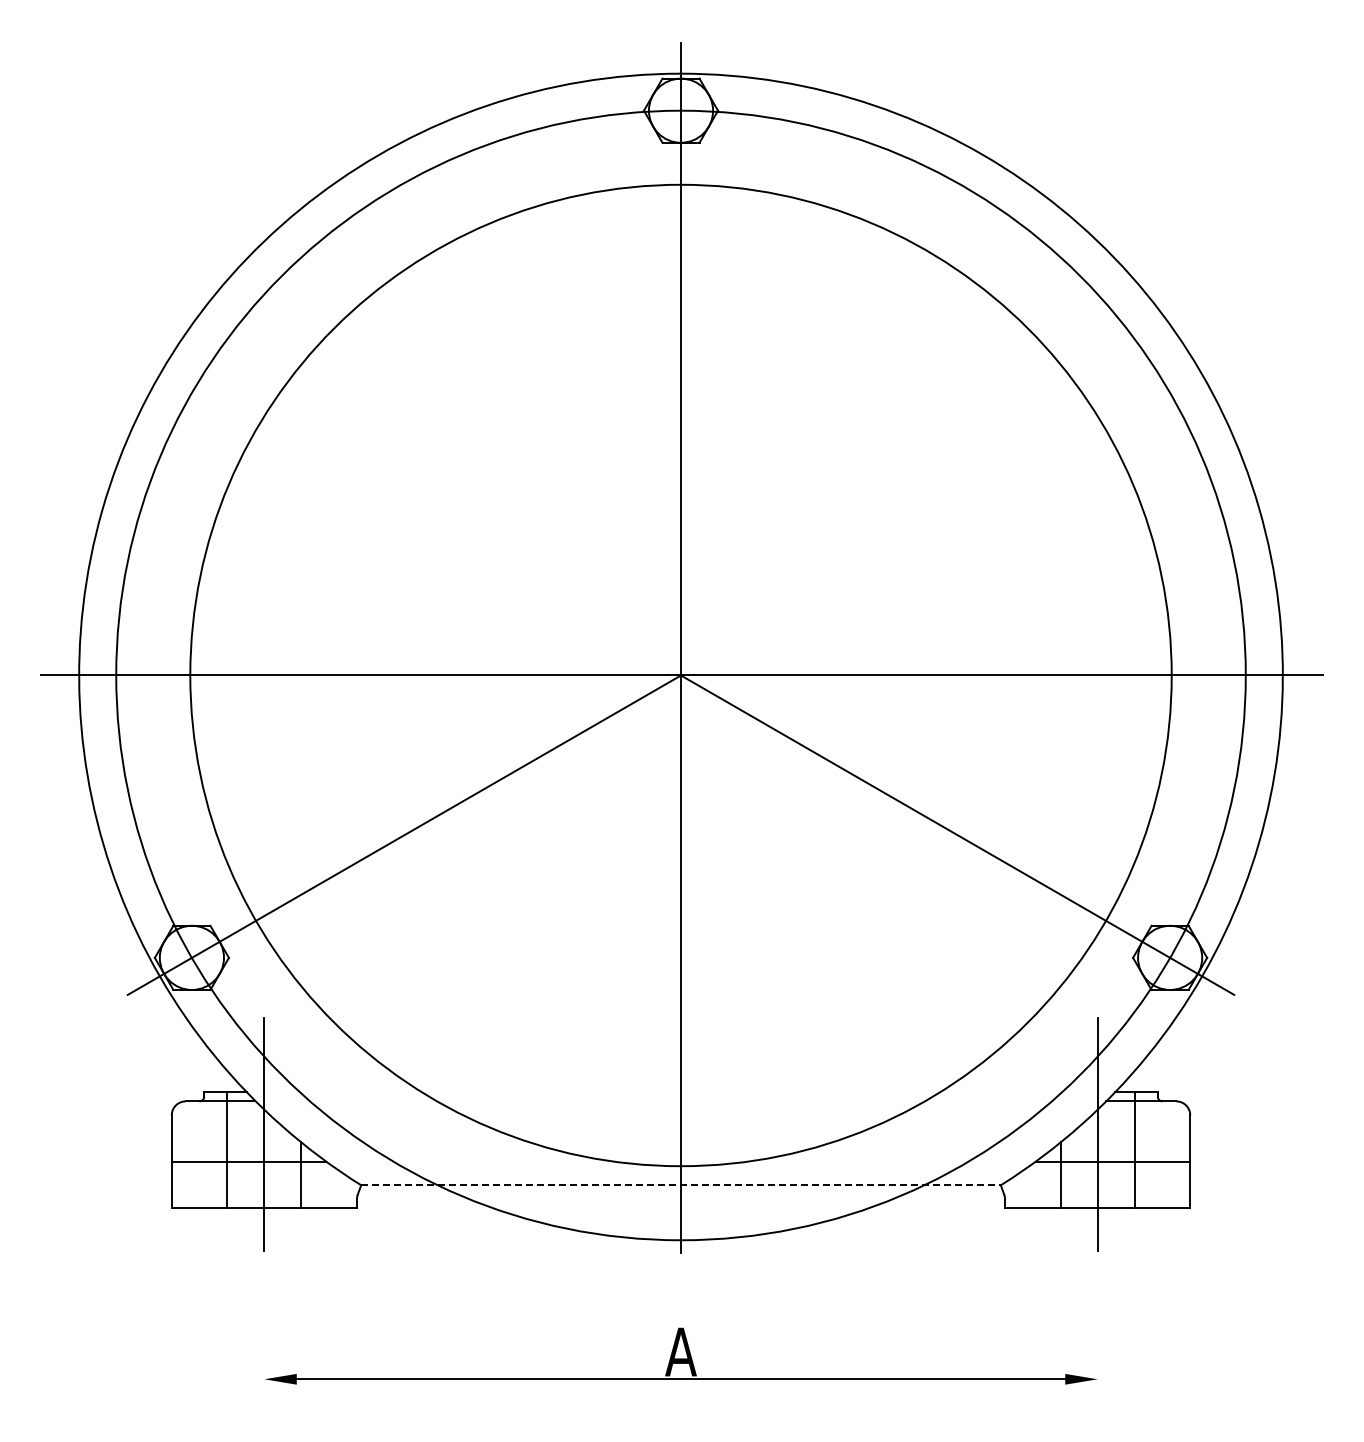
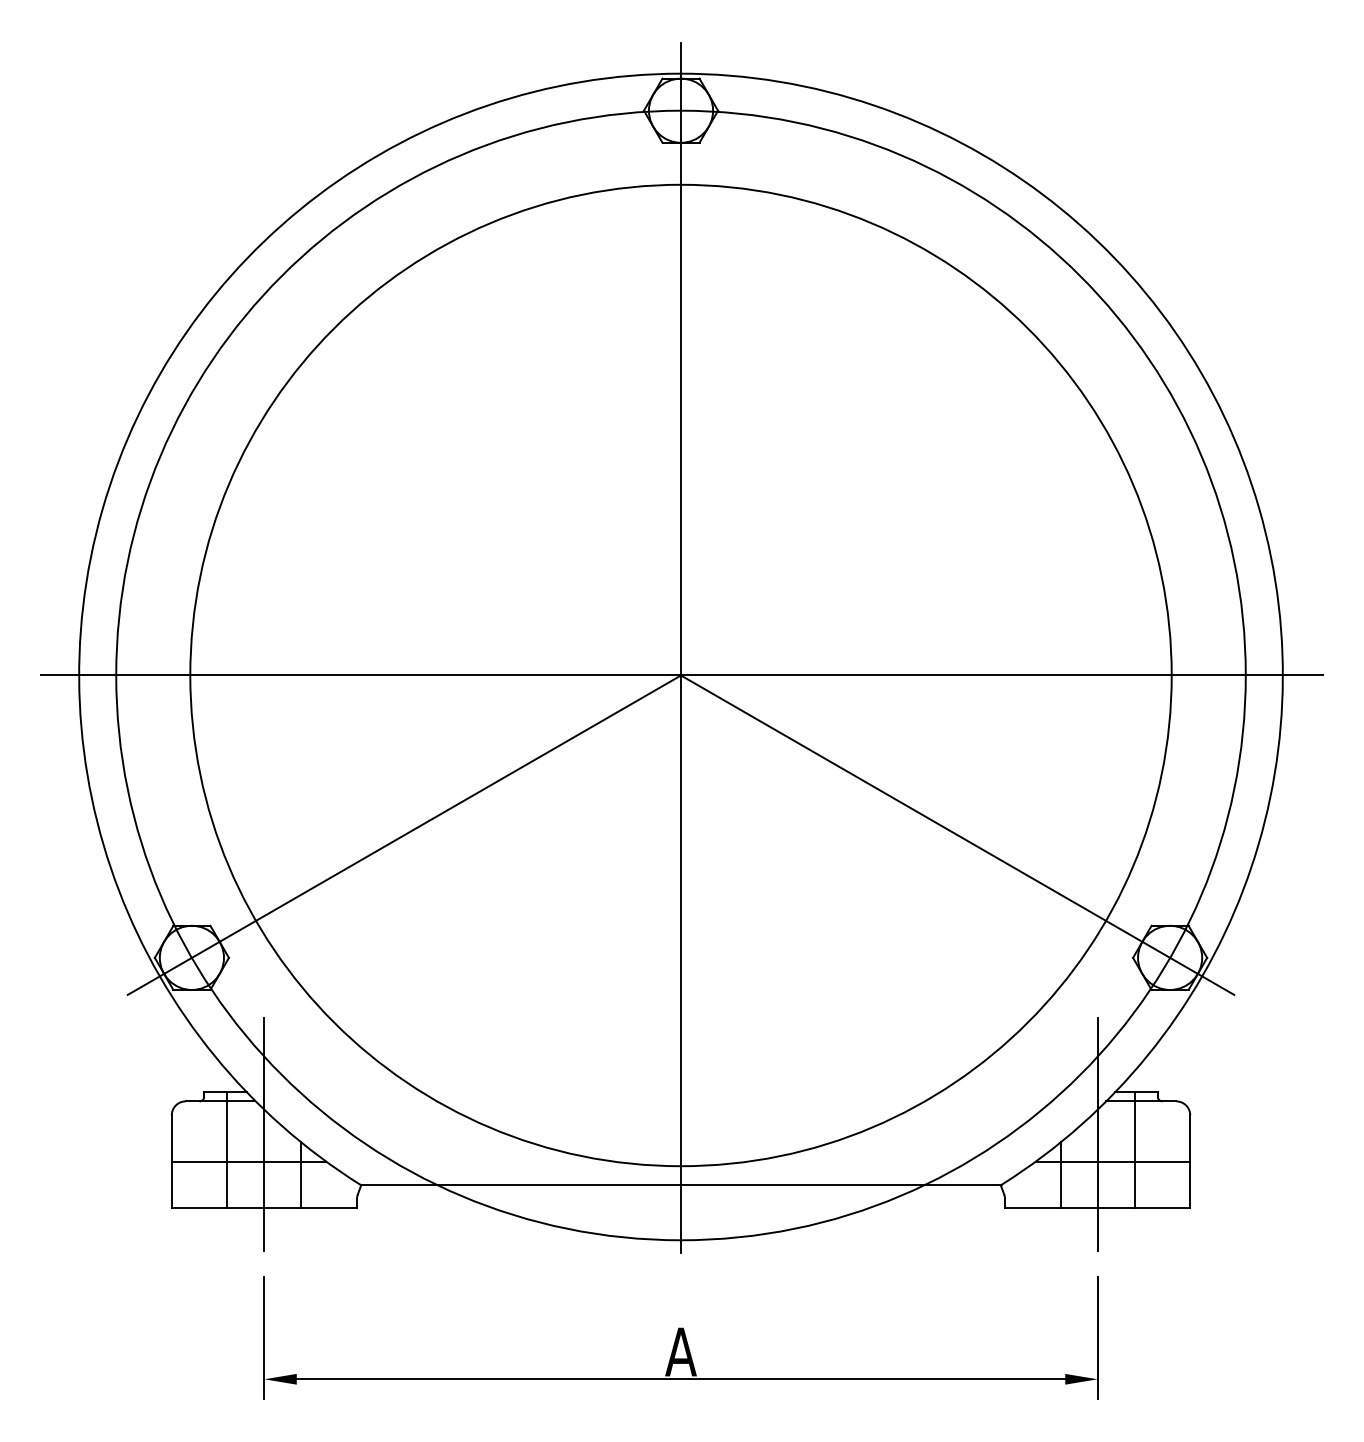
line: dashed -> solid (682, 1184)
line: none -> present (264, 1337)
line: none -> present (1097, 1337)
